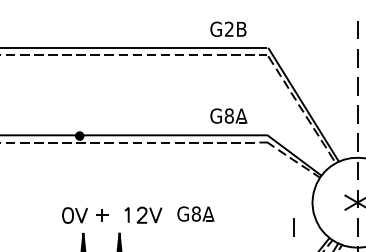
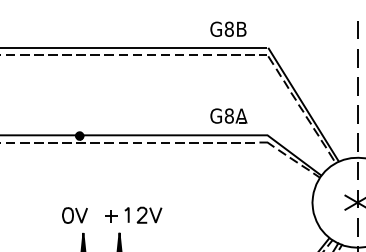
text: G2B -> G8B (228, 28)
part: present -> none (195, 213)
part position: (102, 215) -> (111, 216) (111, 216)
line: present -> none (293, 227)
